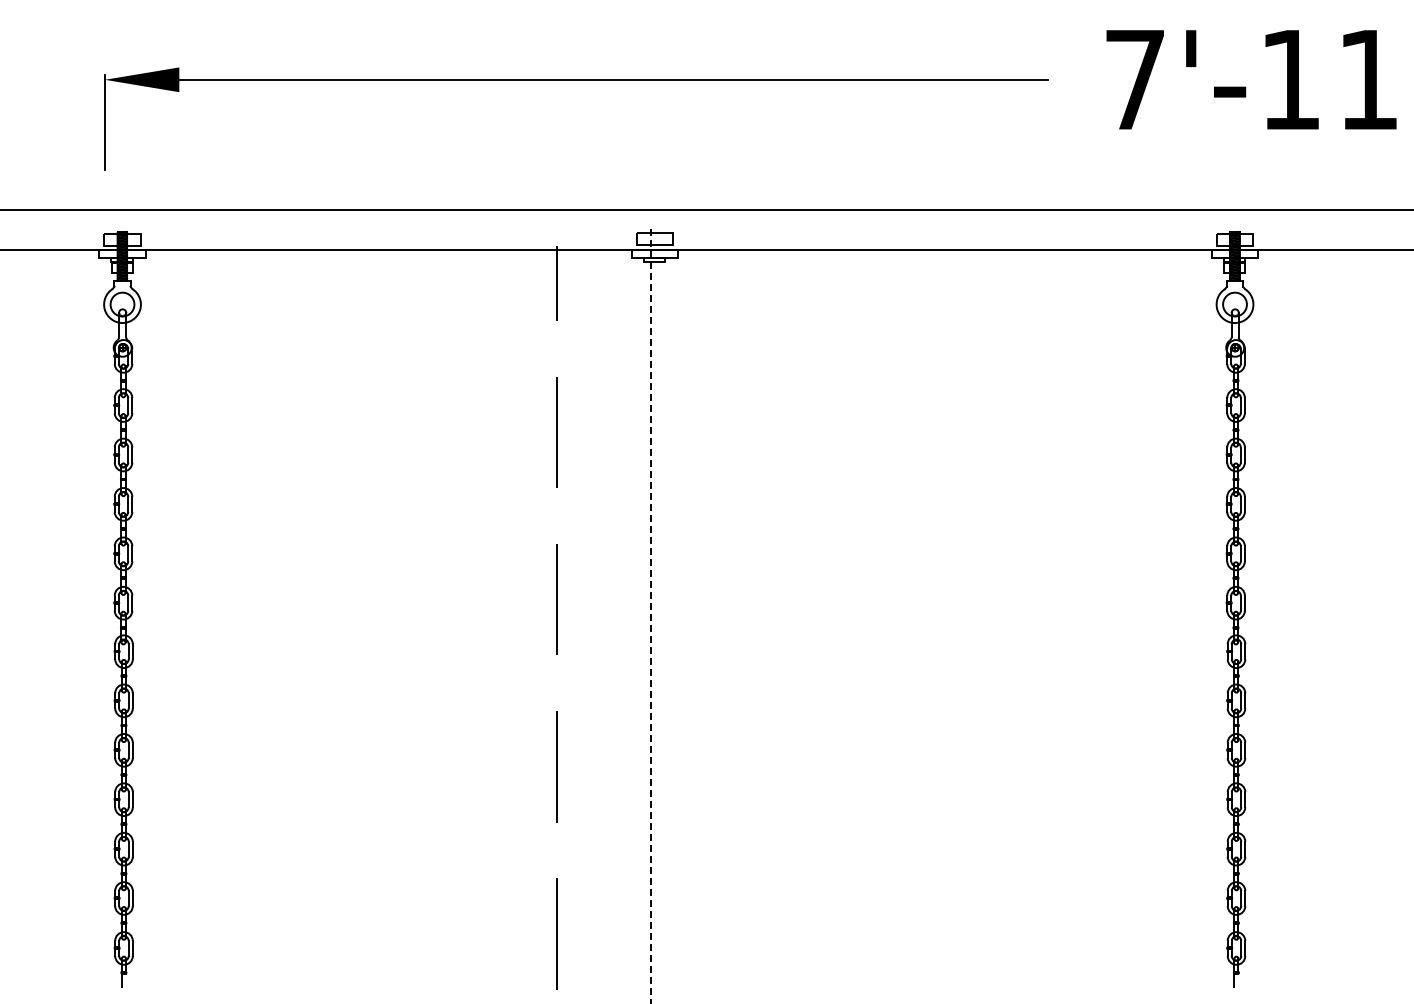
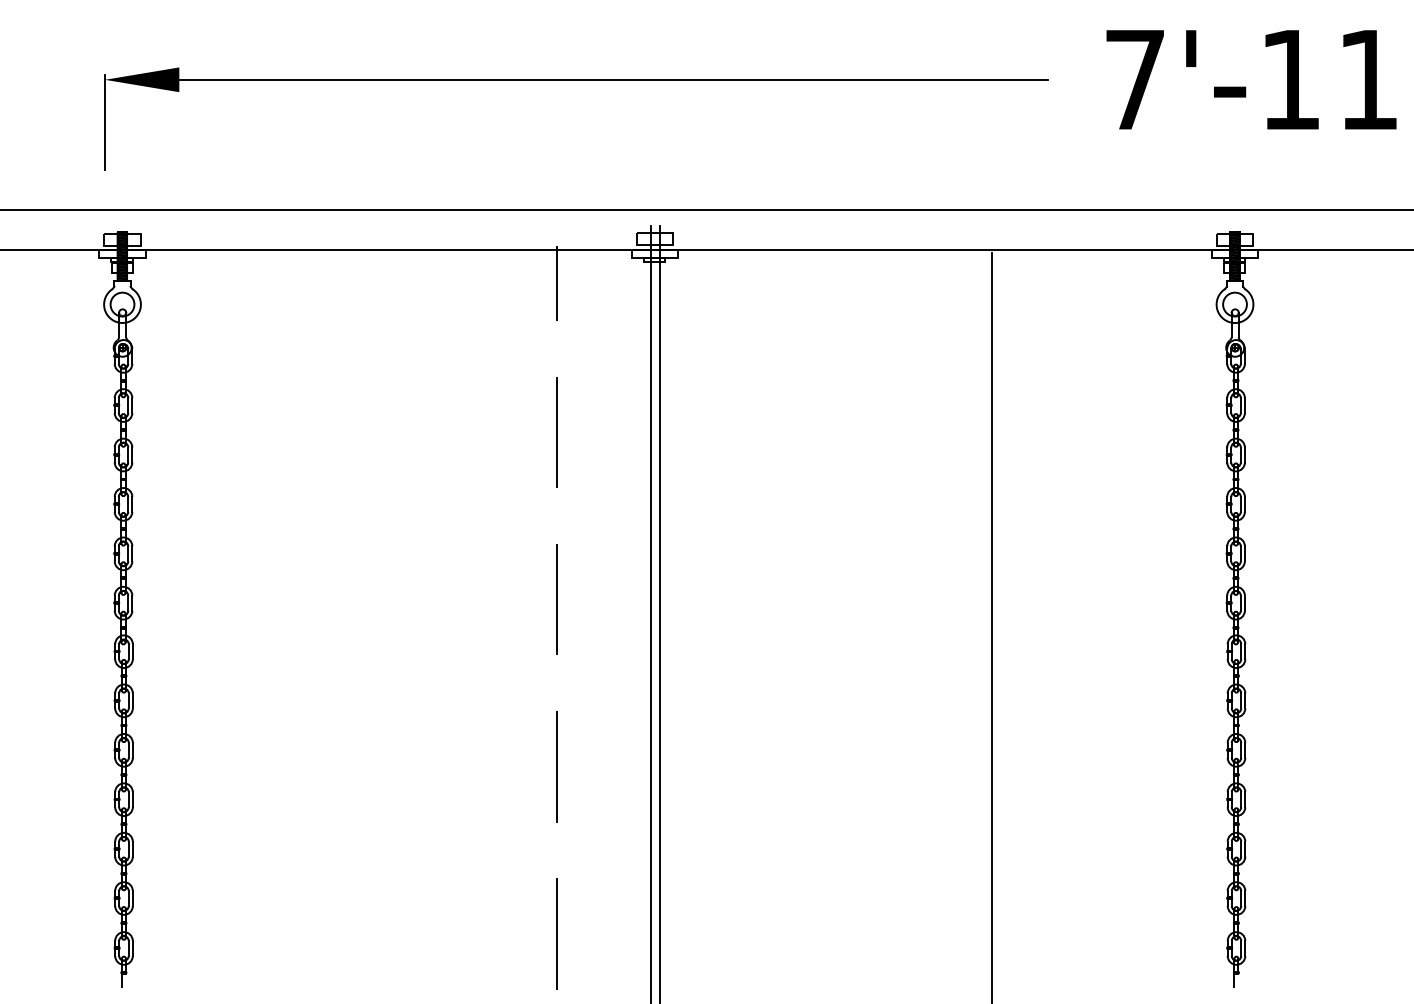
line: none -> present (659, 613)
line: dashed -> solid (650, 614)
line: none -> present (991, 626)
